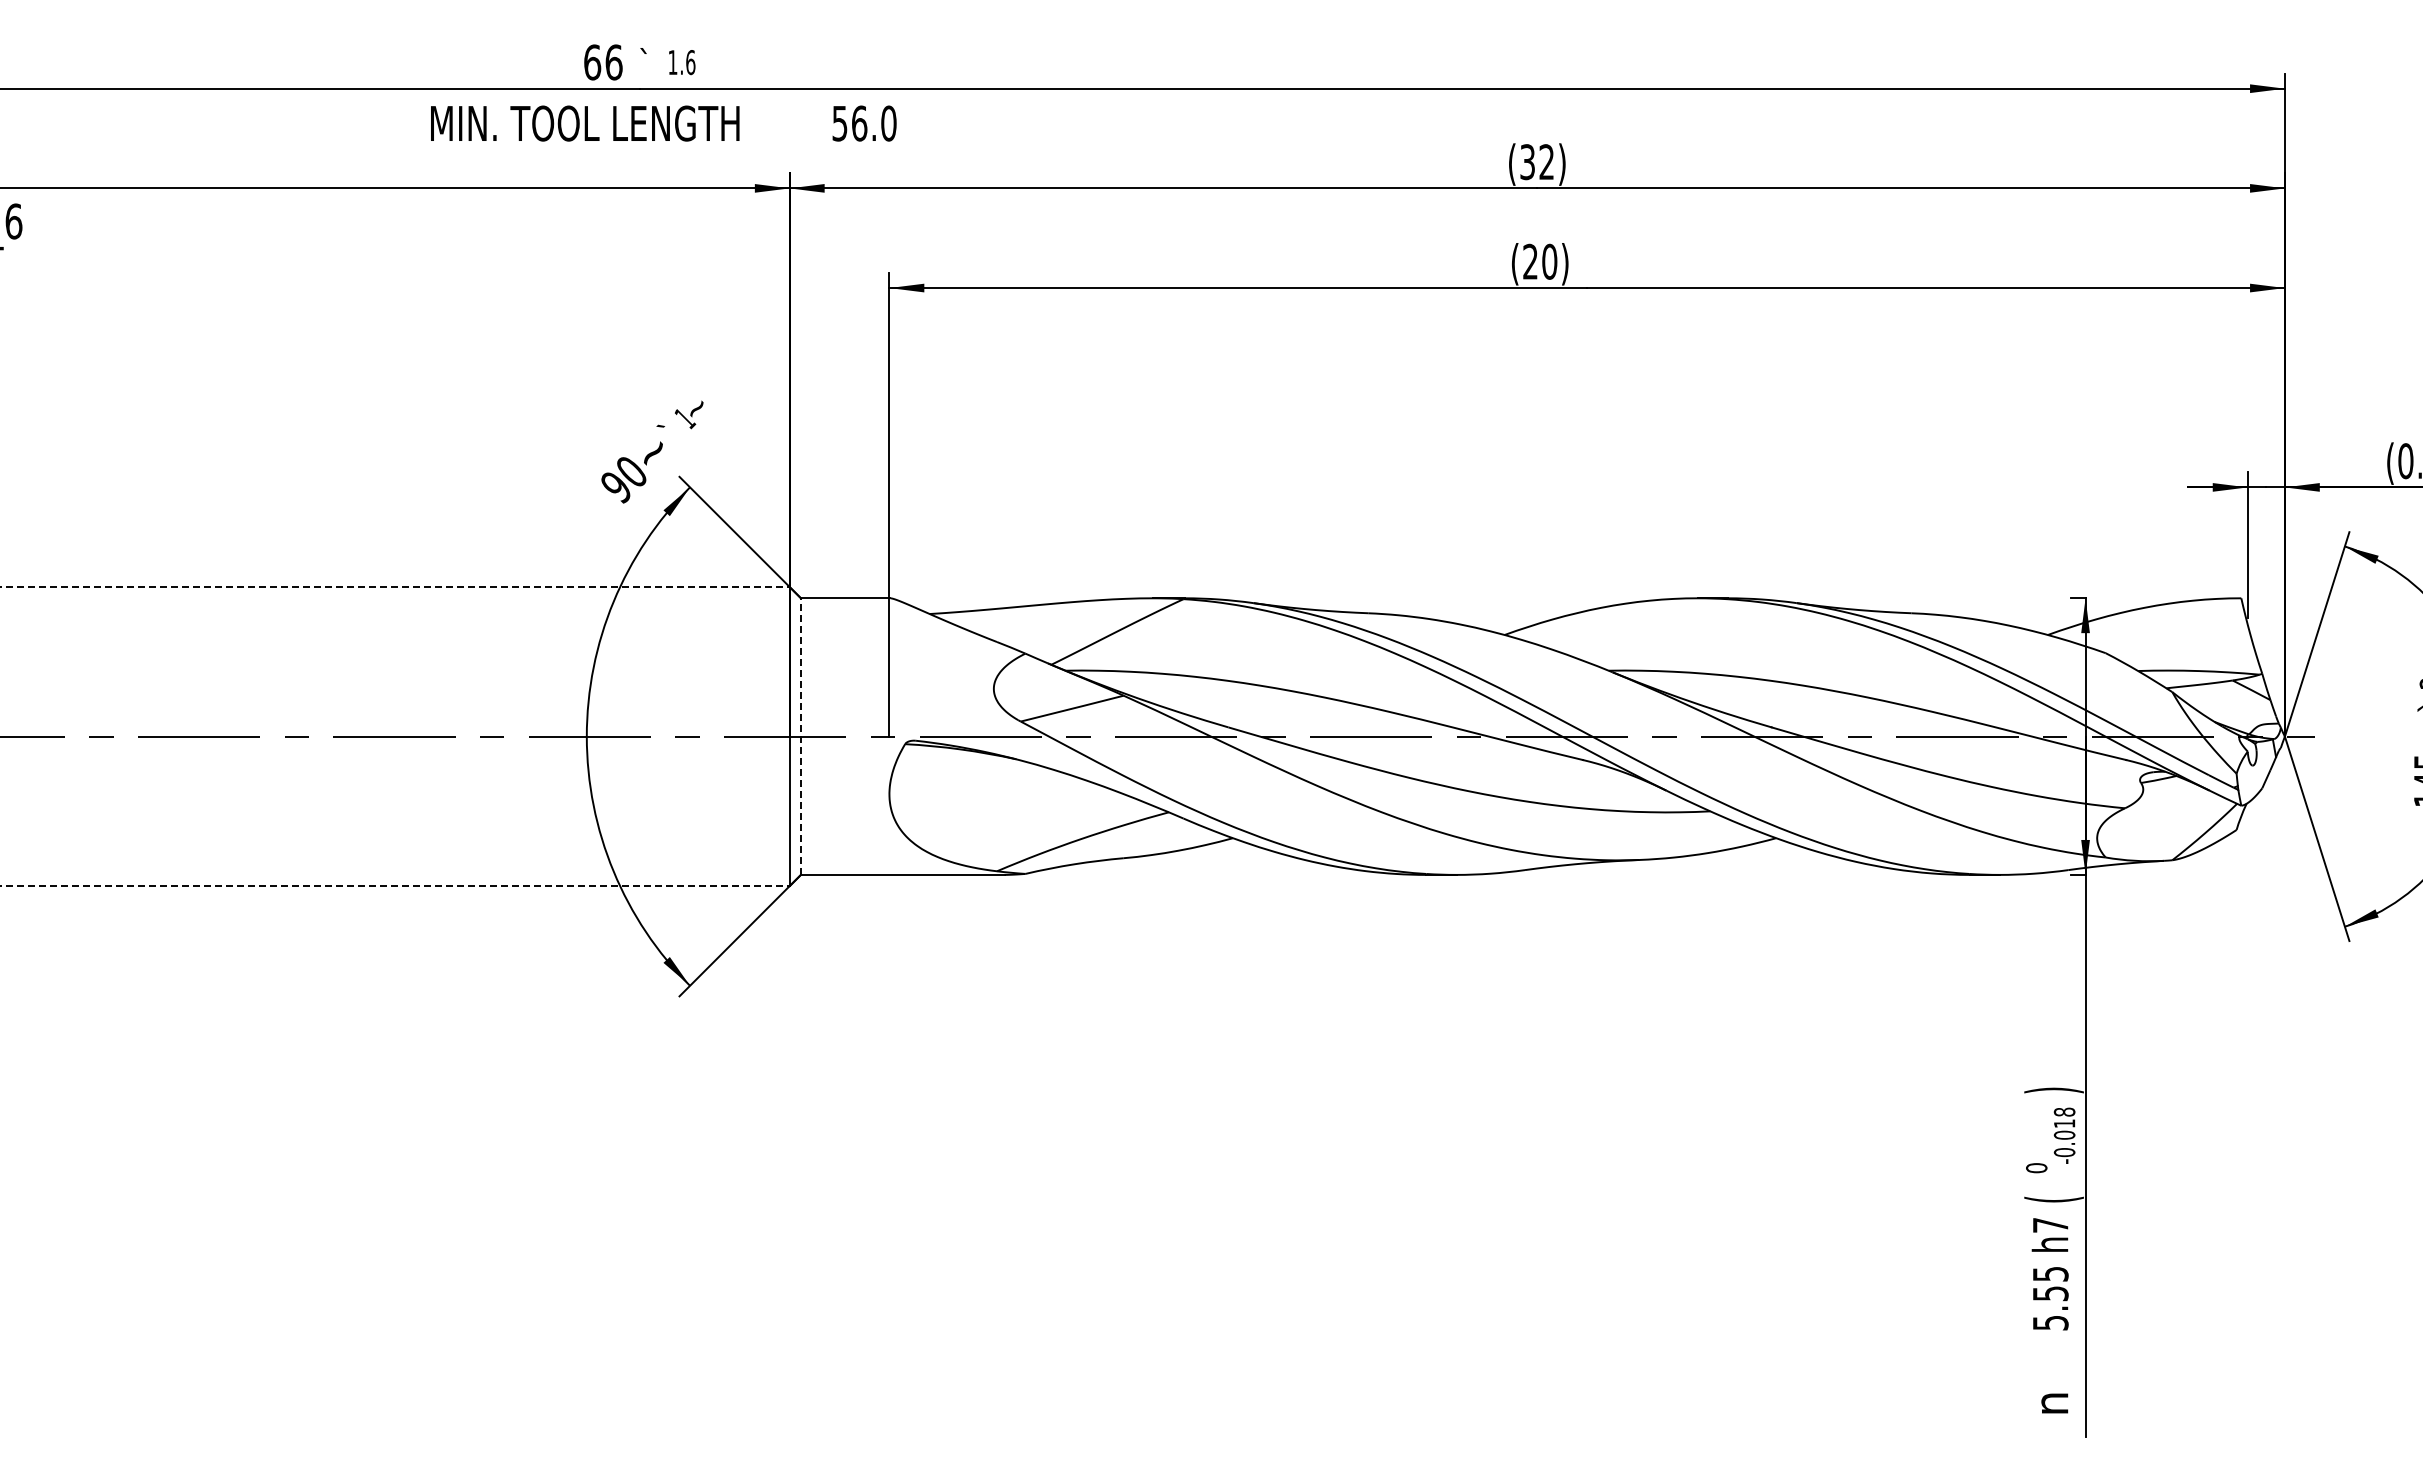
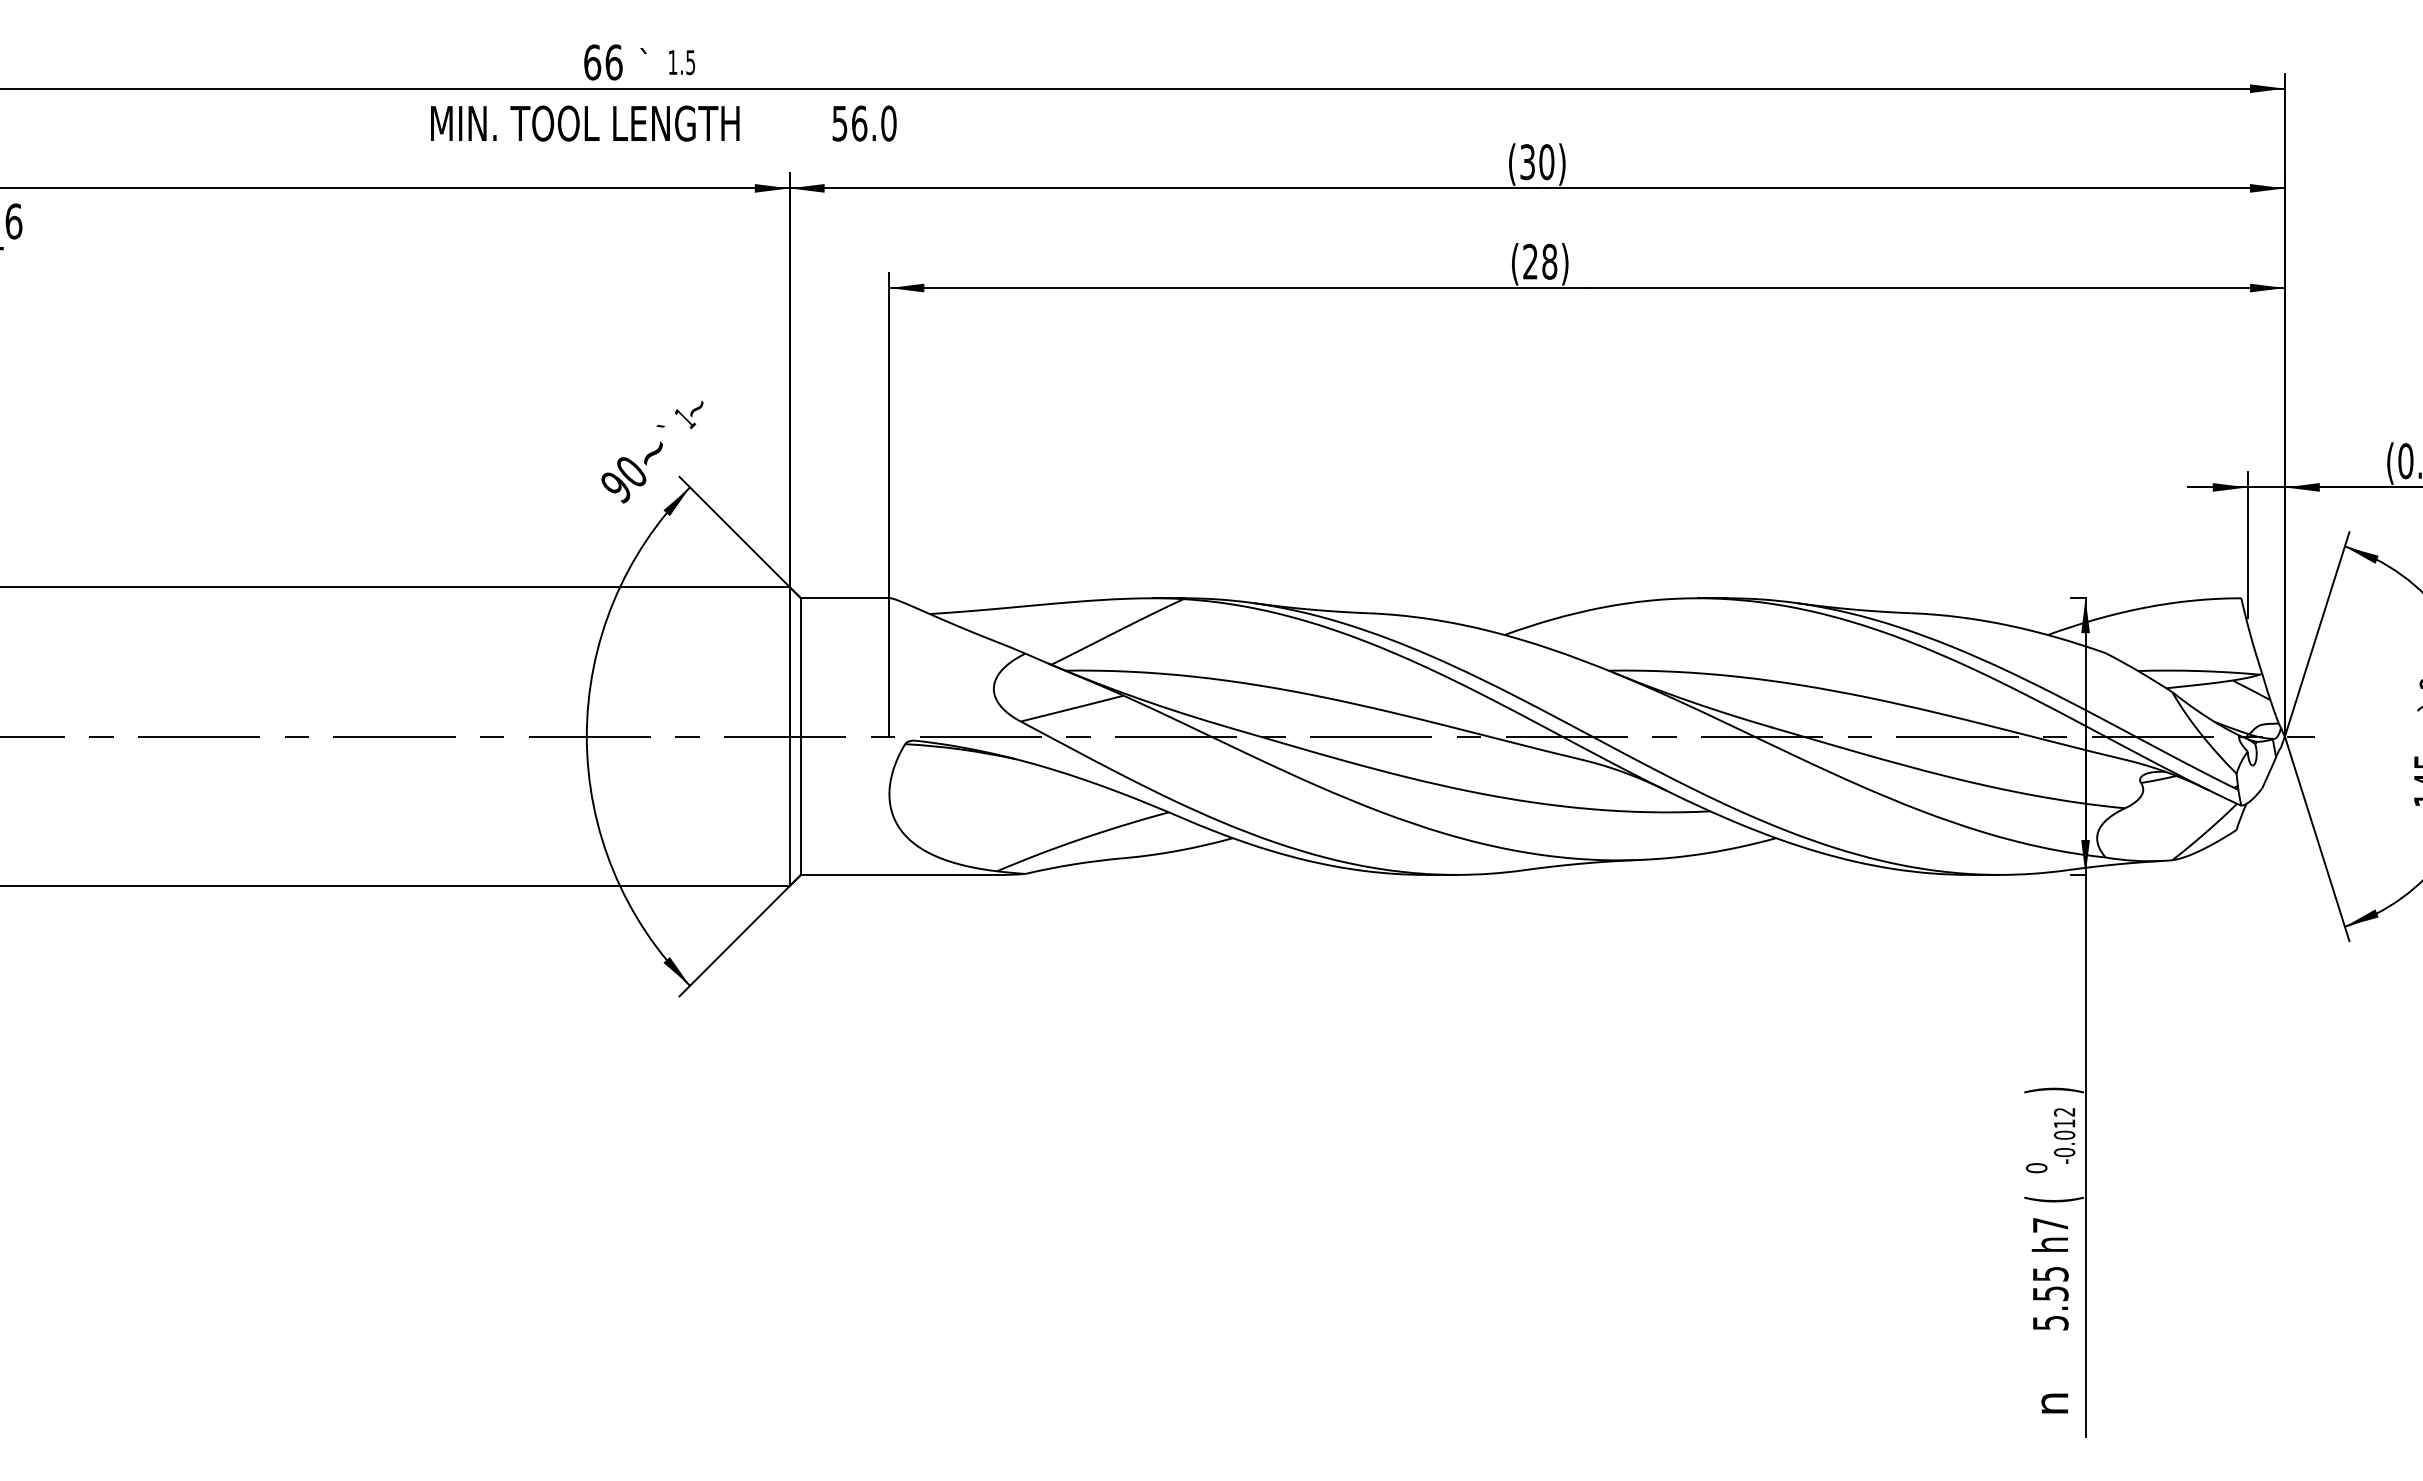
text: 1.6 -> 1.5 (690, 62)
text: (32) -> (30) (1546, 162)
text: (20) -> (28) (1549, 261)
line: dashed -> solid (394, 587)
line: dashed -> solid (800, 736)
line: dashed -> solid (394, 886)
text: -0.018 -> -0.012 (2064, 1111)
